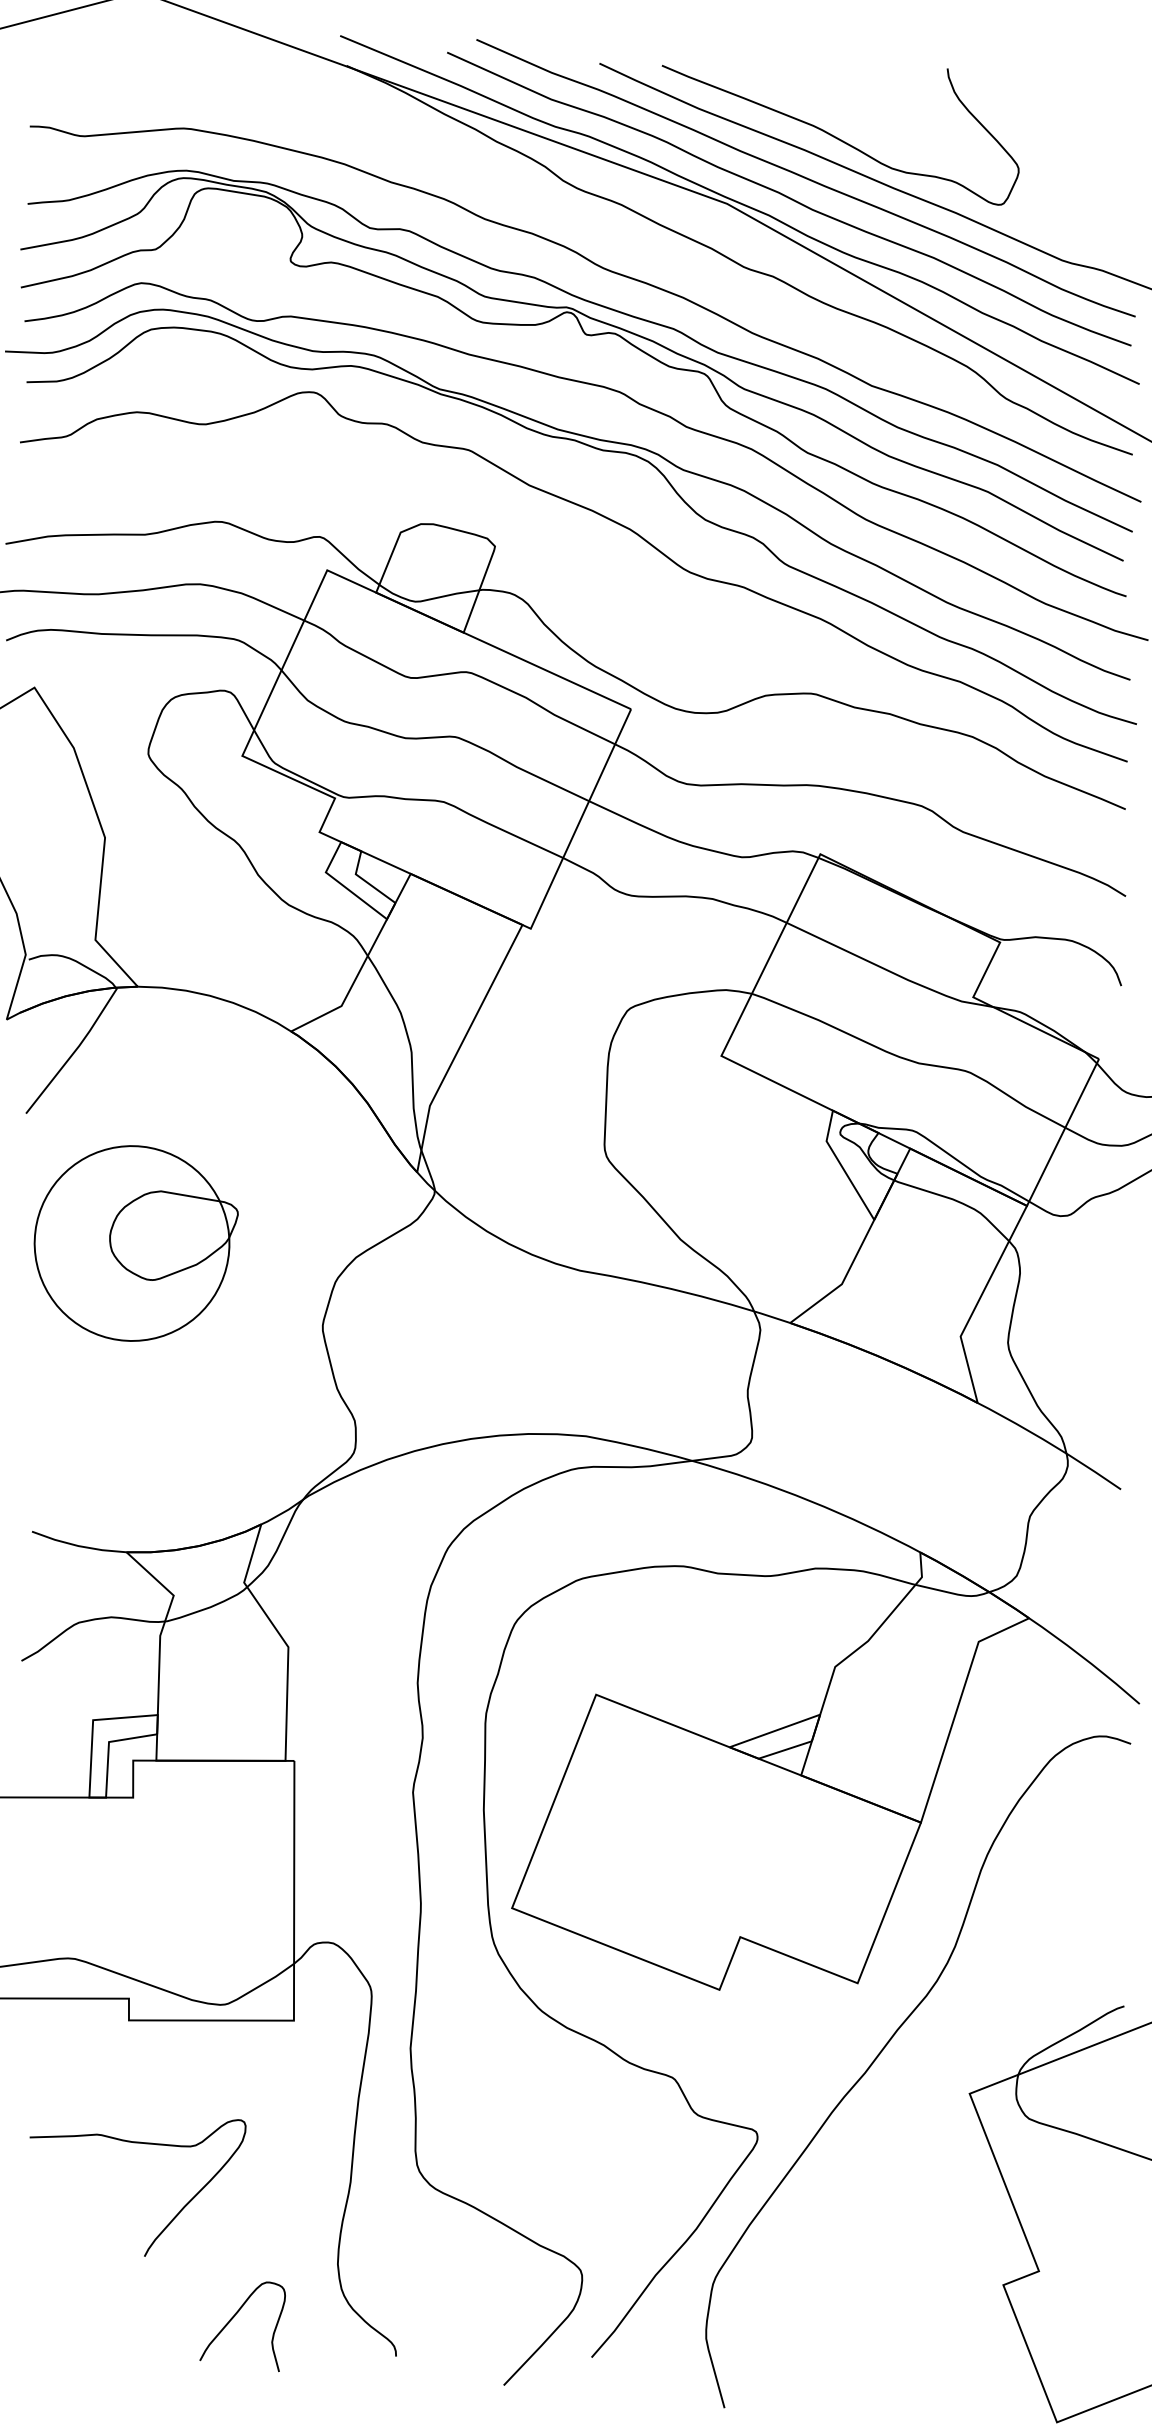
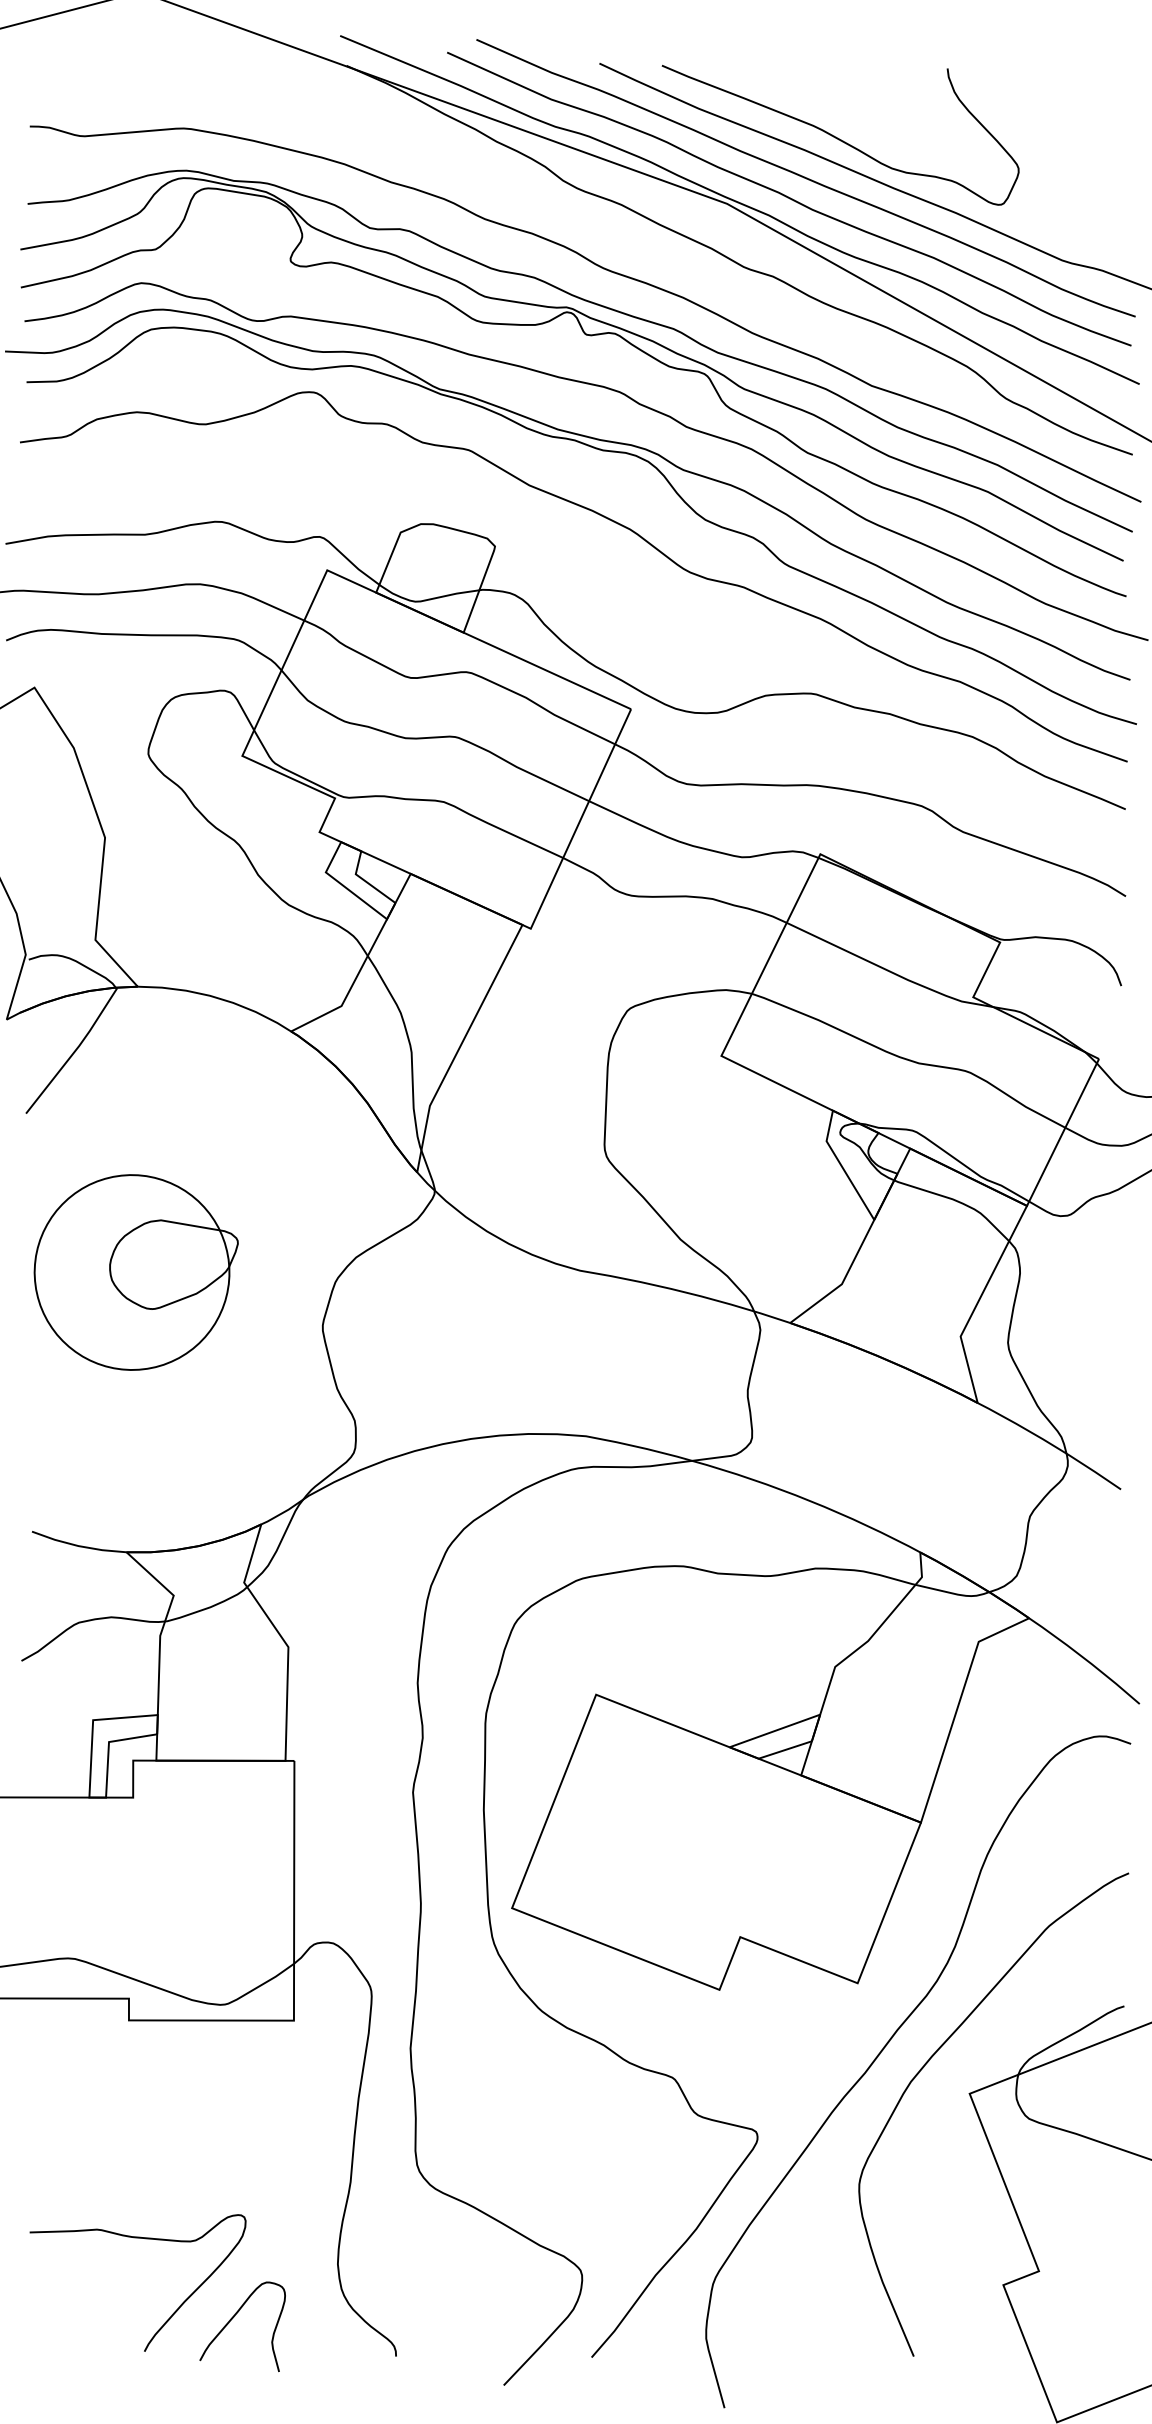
part position: (135, 1243) -> (135, 1272) (135, 1272)
curve: none -> present (929, 2061)
curve position: (145, 2144) -> (145, 2239) (145, 2239)
